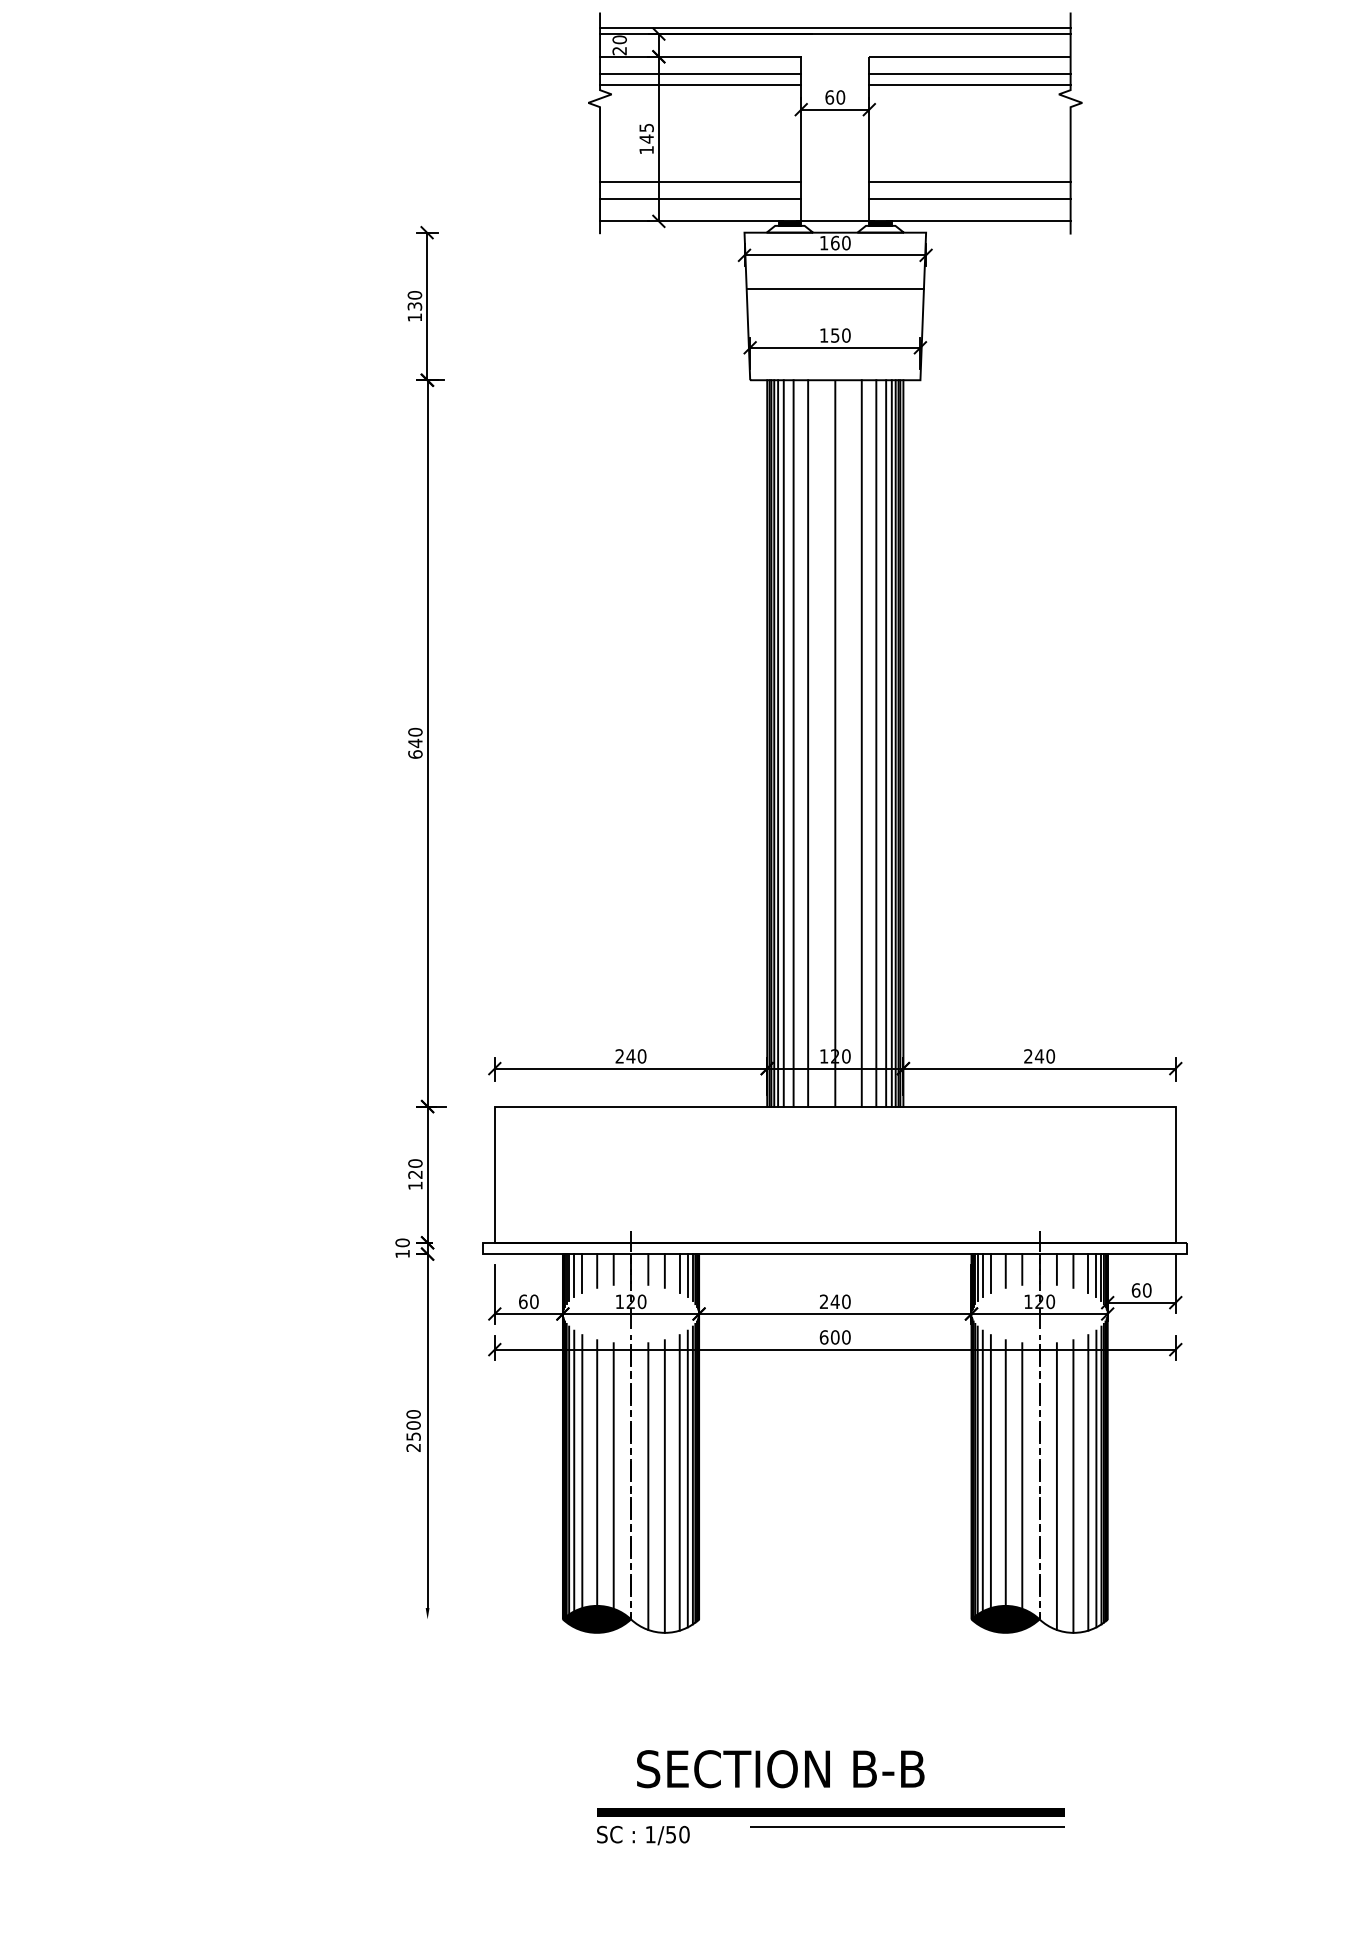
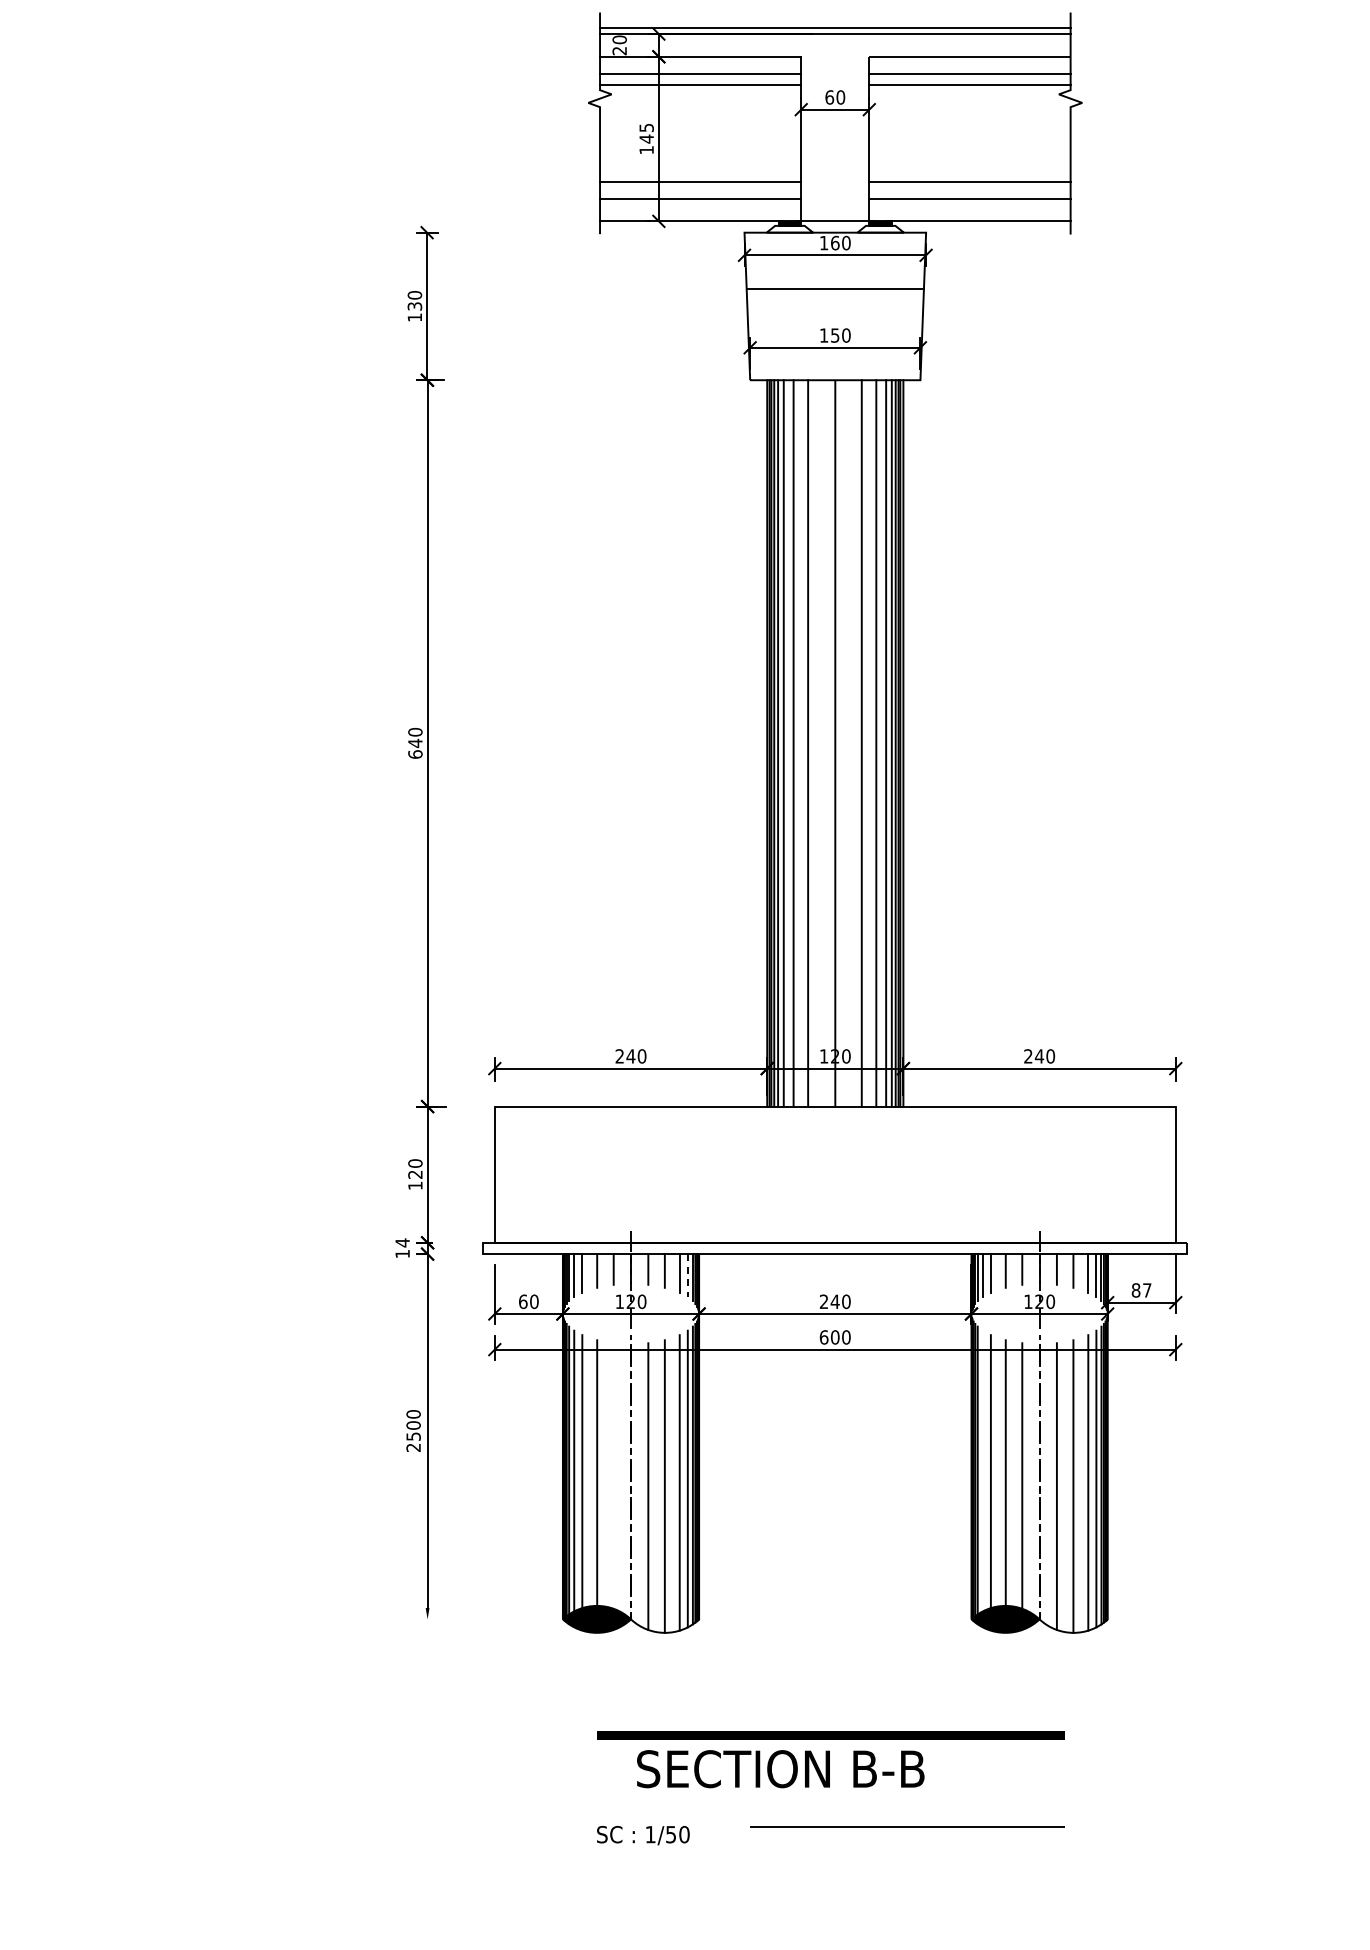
text: 10 -> 14 (402, 1242)
line: solid -> dashed (687, 1275)
text: 60 -> 87 (1141, 1290)
line: present -> none (982, 1470)
line: present -> none (613, 1475)
line position: (830, 1812) -> (830, 1735) (830, 1735)
